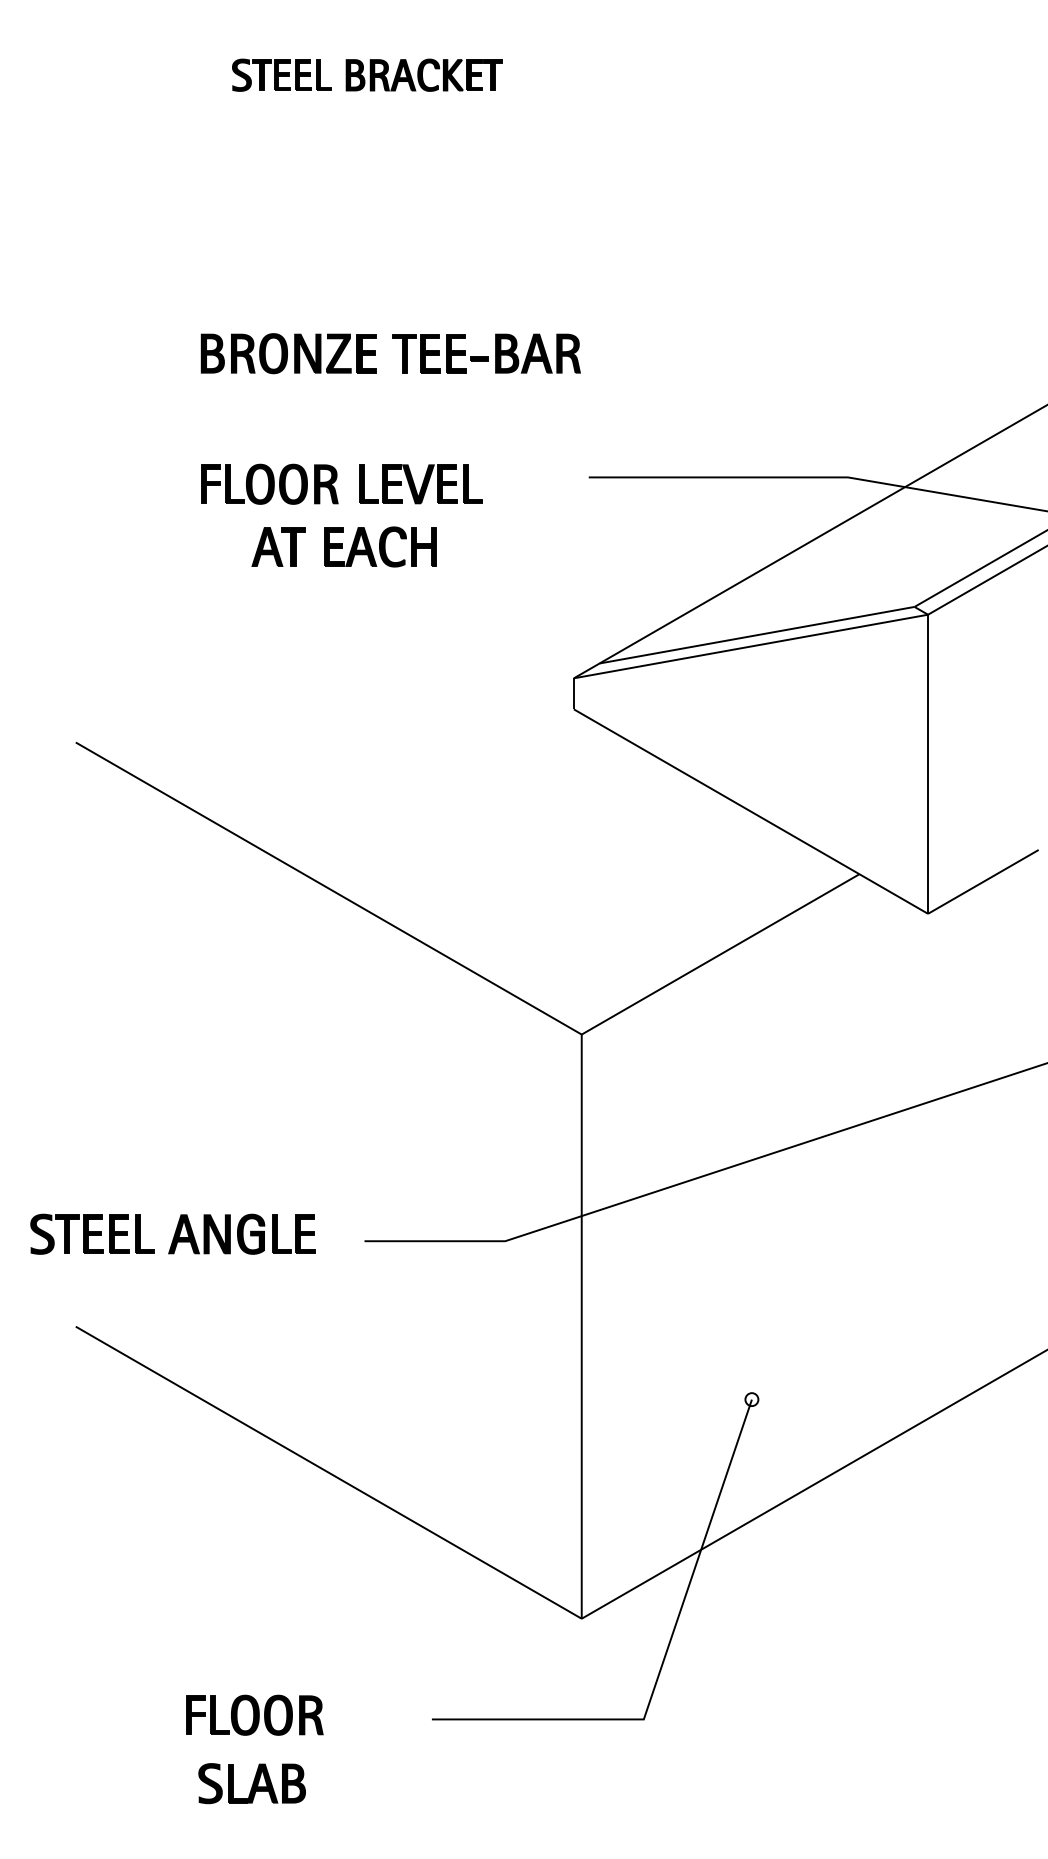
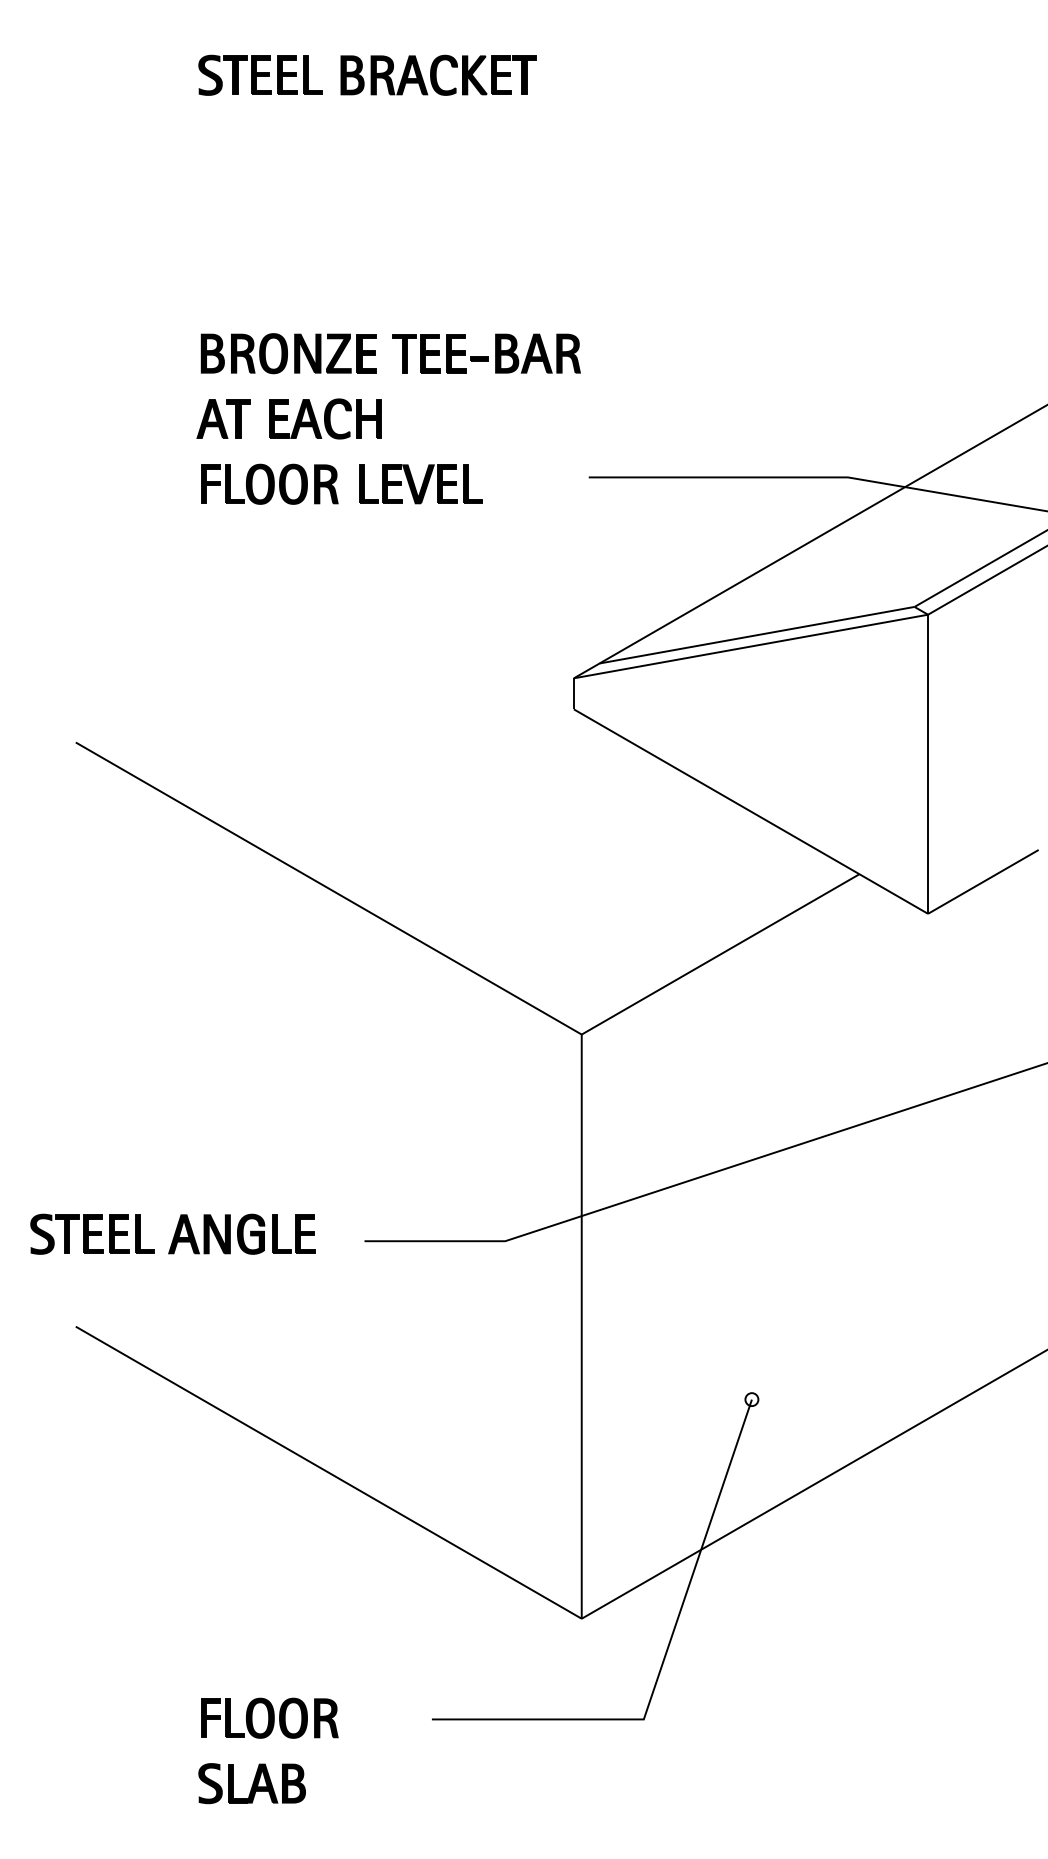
part size: 271x34 px -> 339x42 px (367, 74)
part position: (343, 546) -> (288, 418) (288, 418)
part position: (254, 1714) -> (269, 1717) (269, 1717)
